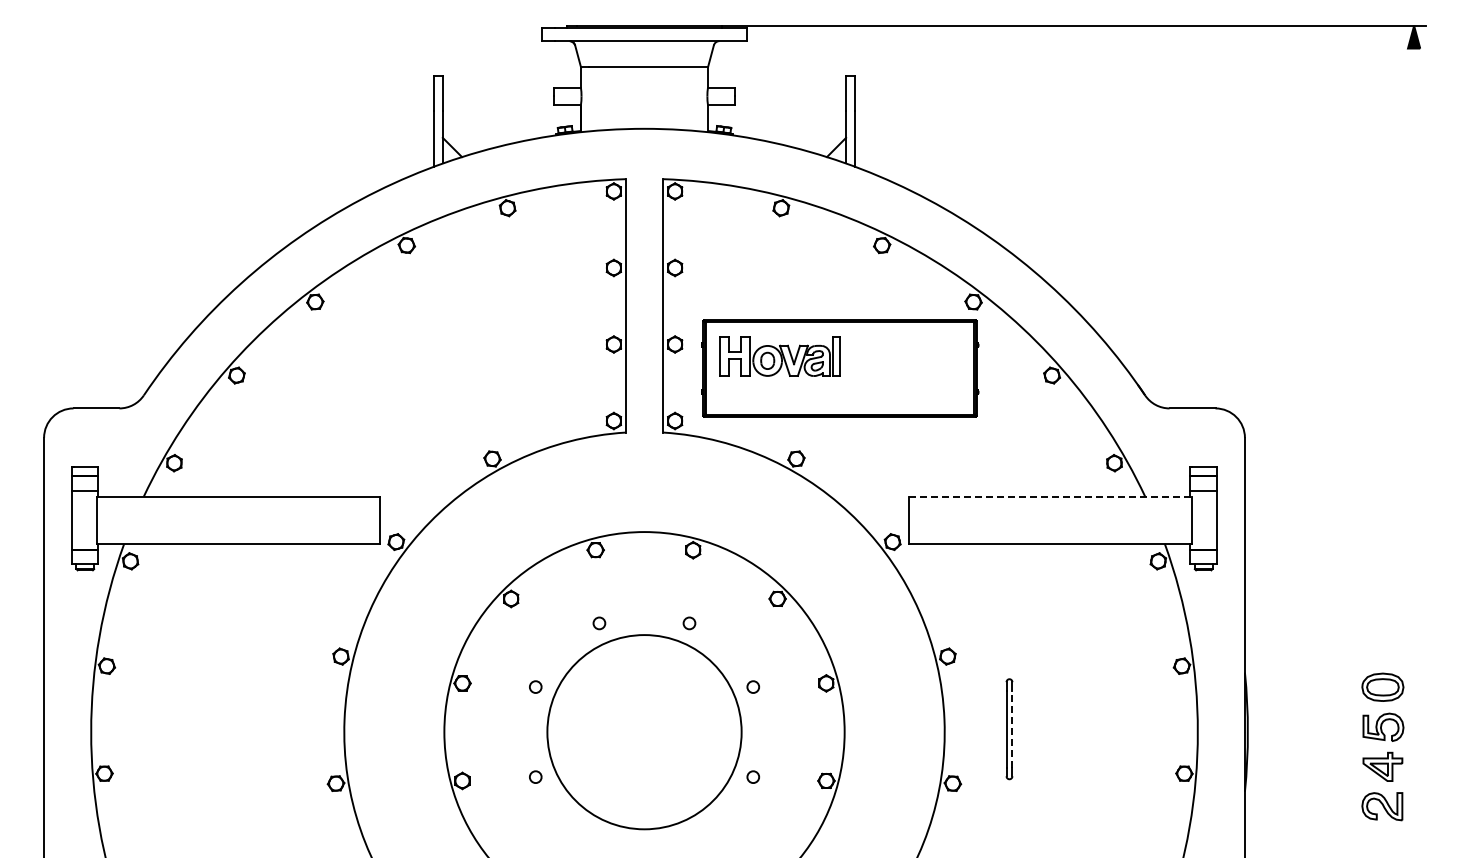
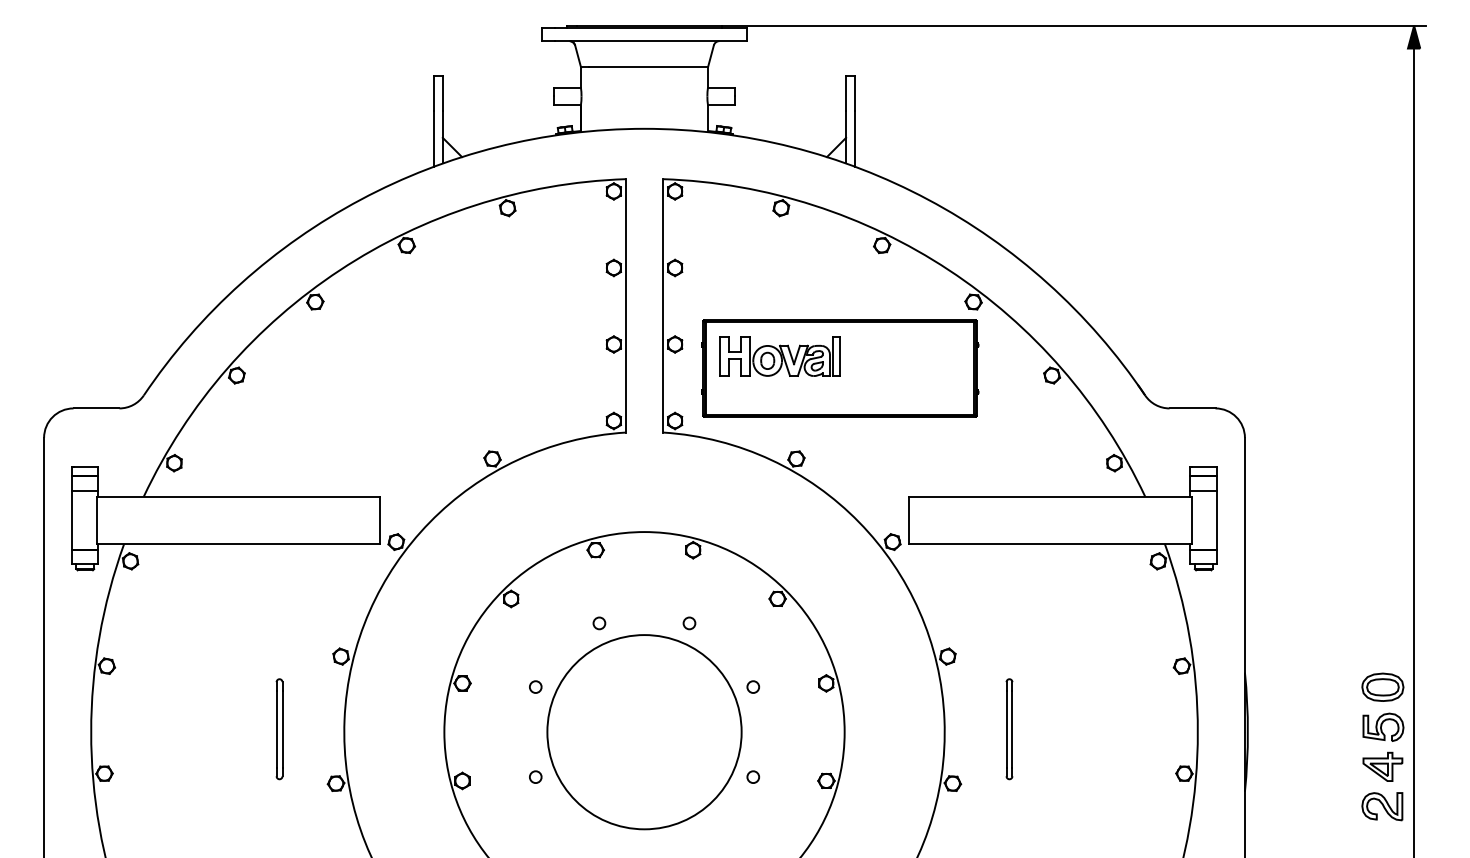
line: none -> present (1414, 451)
line: dashed -> solid (1051, 496)
line: dashed -> solid (1012, 728)
part: none -> present (279, 729)
